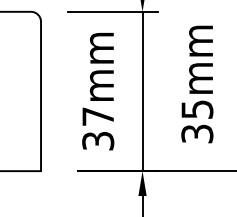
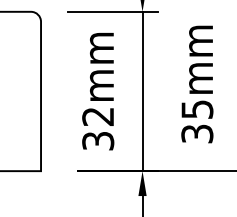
text: 37mm -> 32mm (97, 116)
